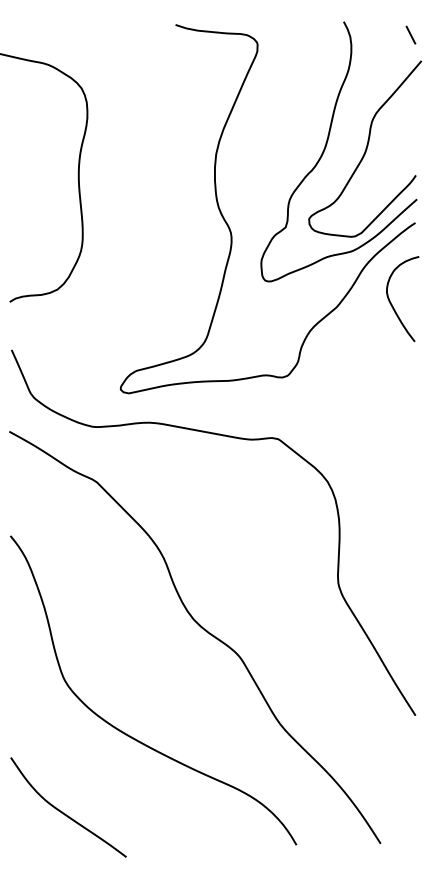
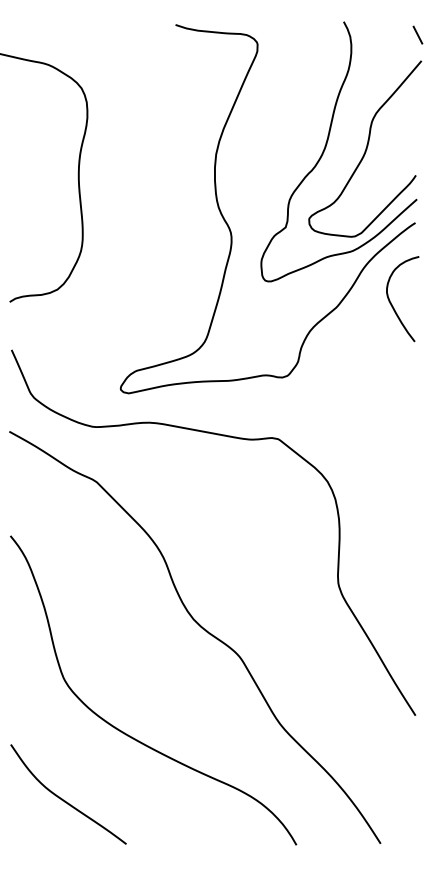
line position: (410, 34) -> (417, 34) (417, 34)
curve position: (65, 813) -> (65, 800) (65, 800)
